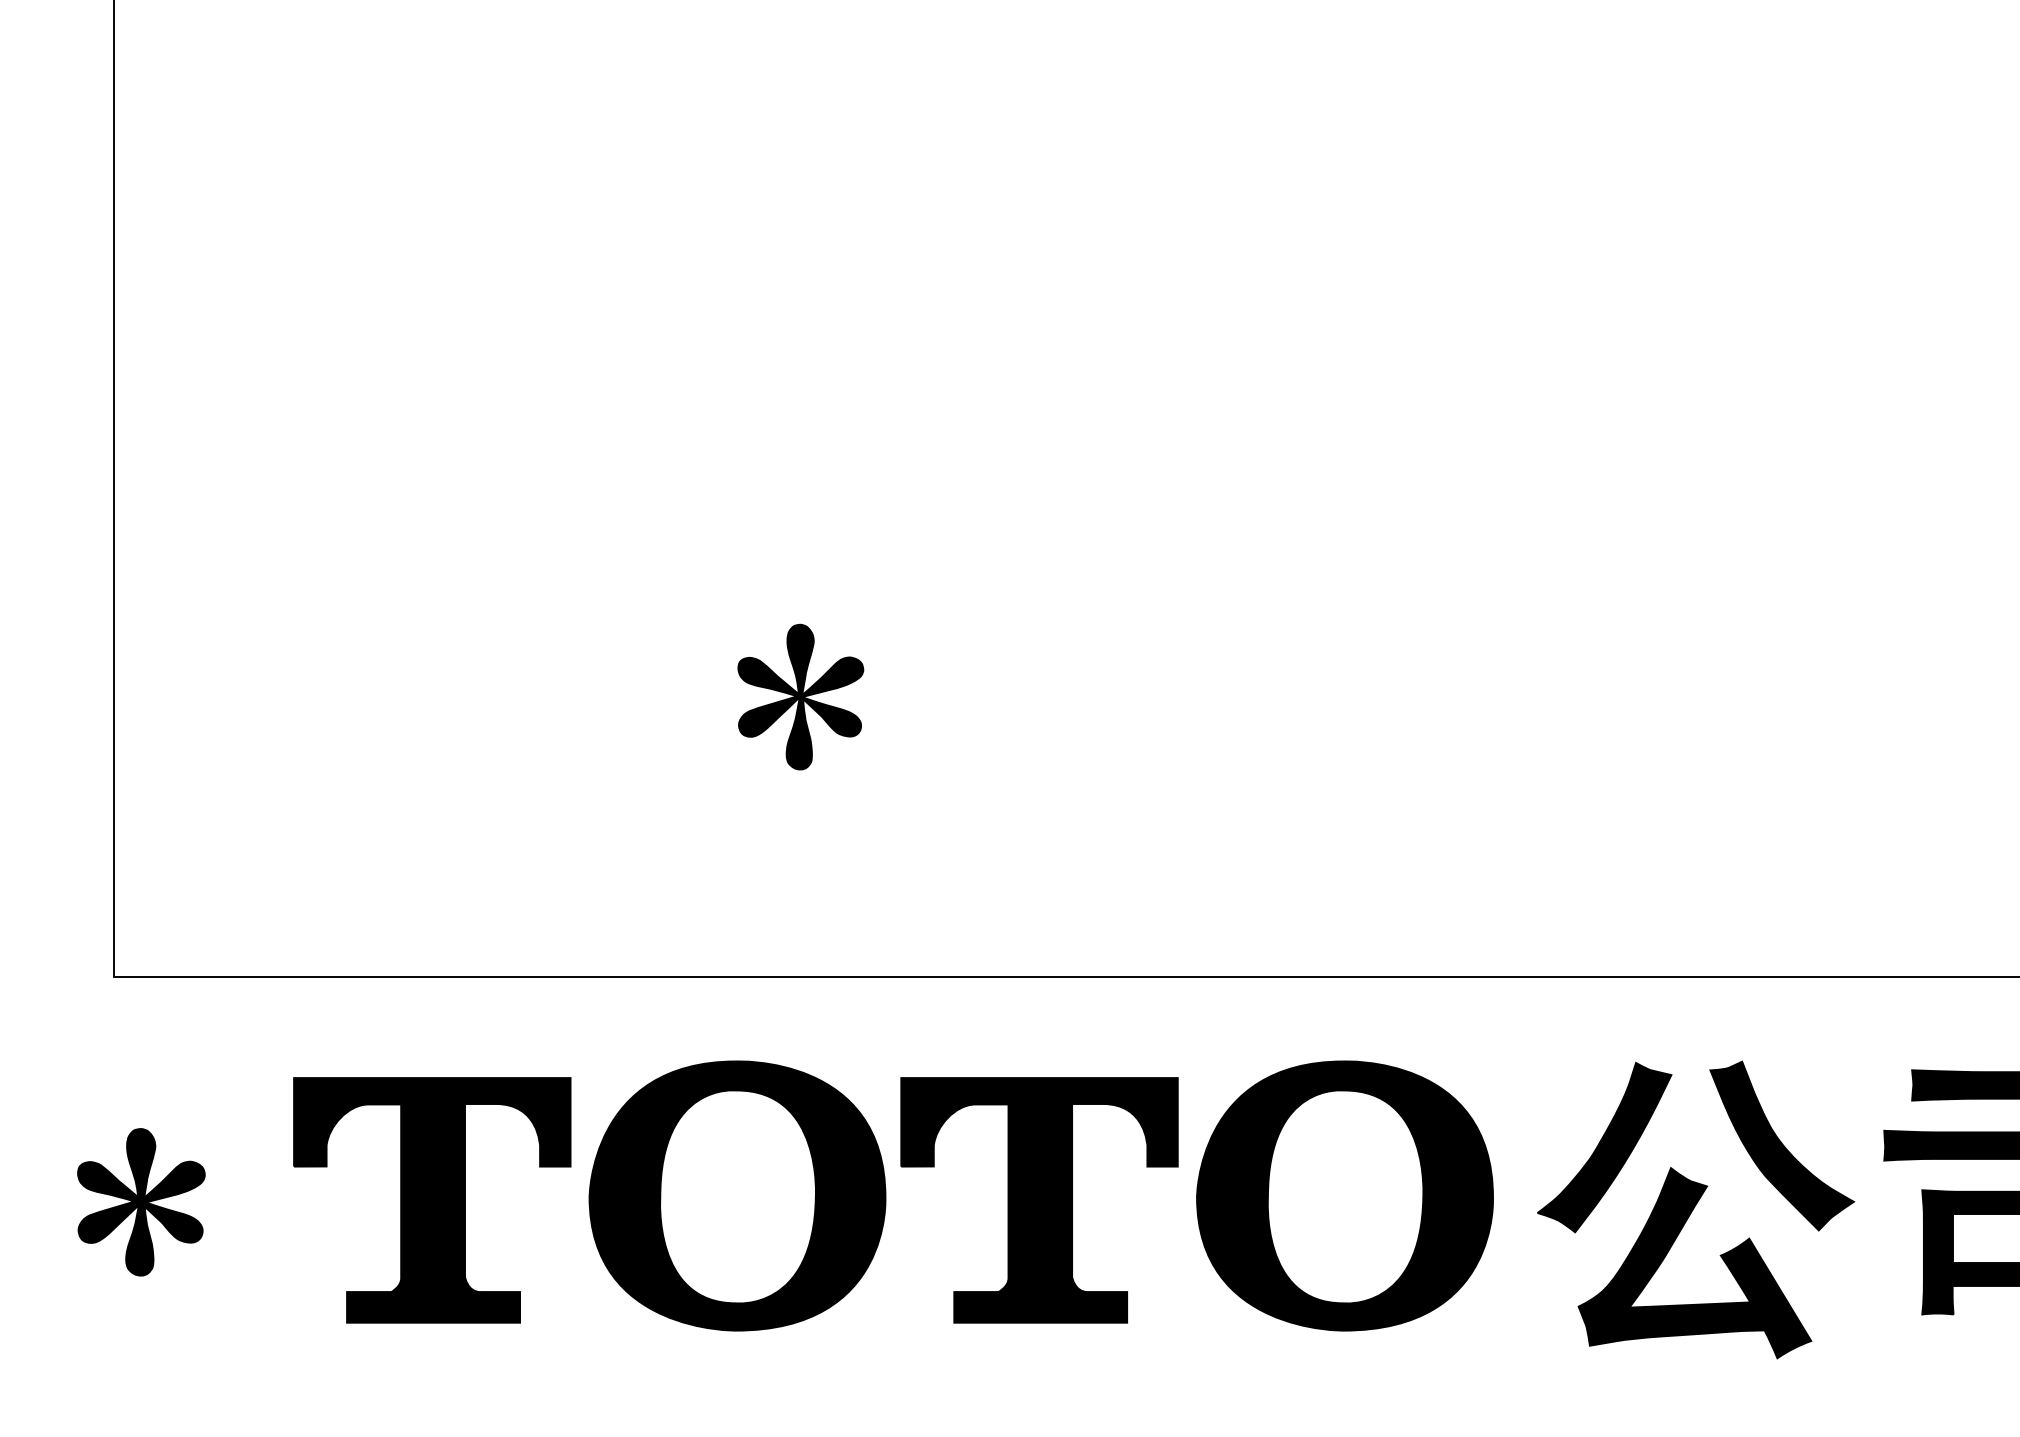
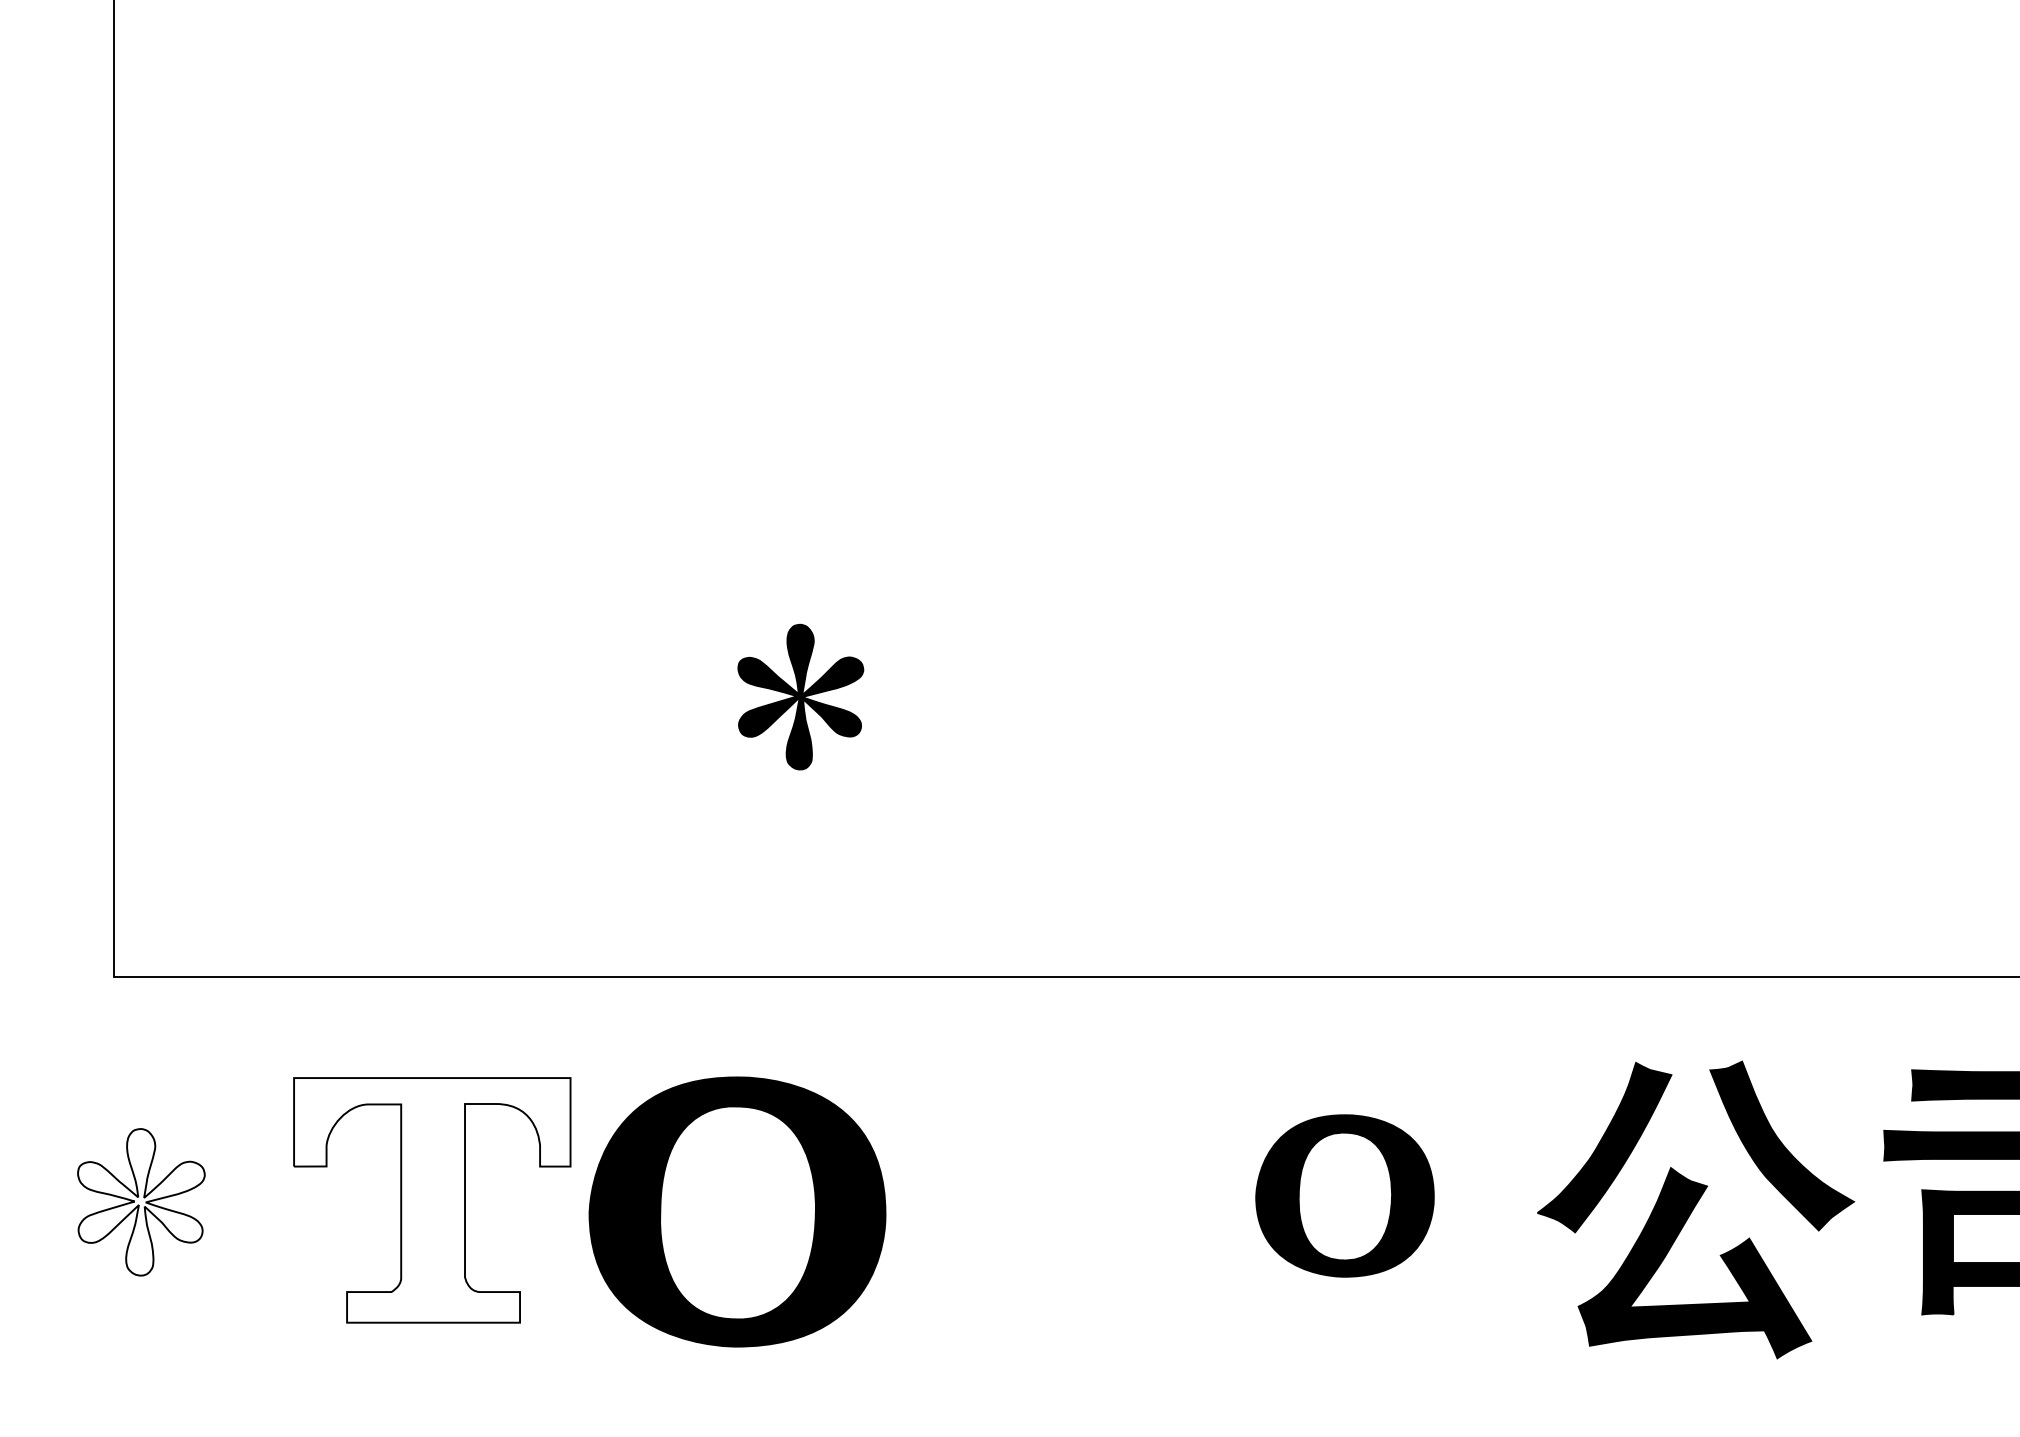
part position: (737, 1195) -> (737, 1211) (737, 1211)
part size: 298x272 px -> 180x164 px (1344, 1195)
fill: present -> none (432, 1200)
part: present -> none (1039, 1200)
fill: present -> none (141, 1202)
